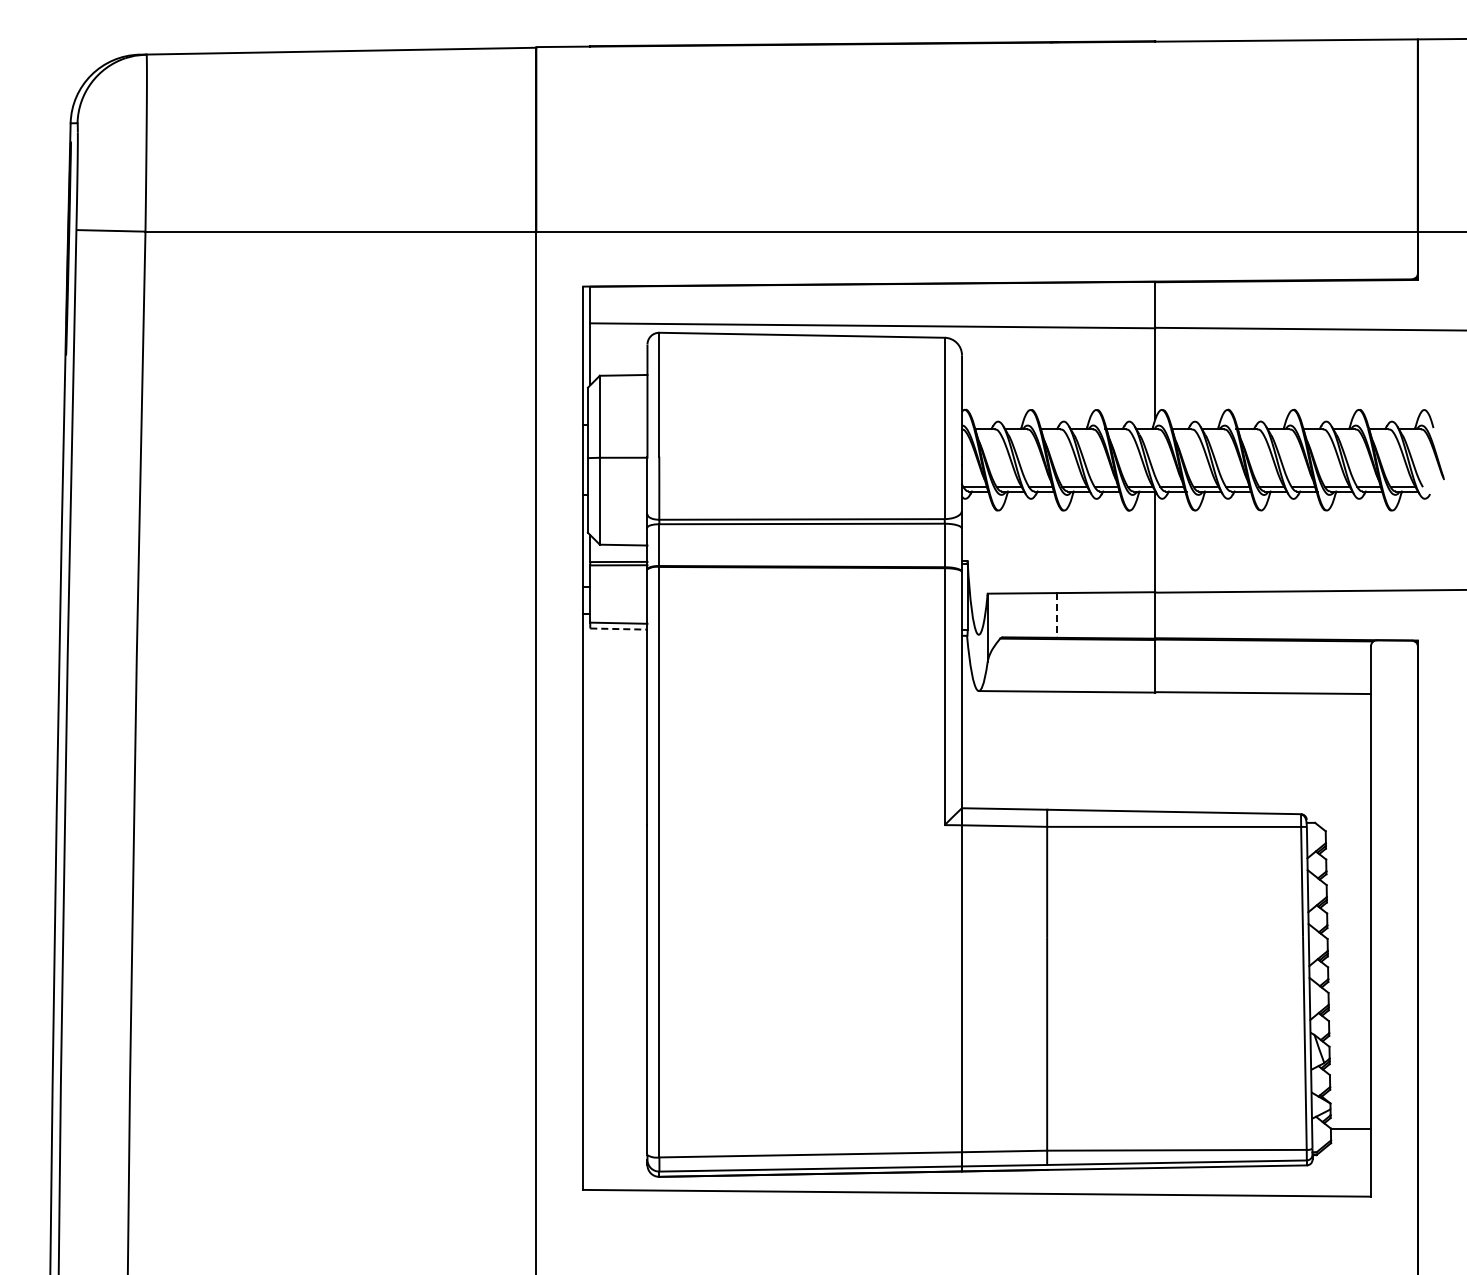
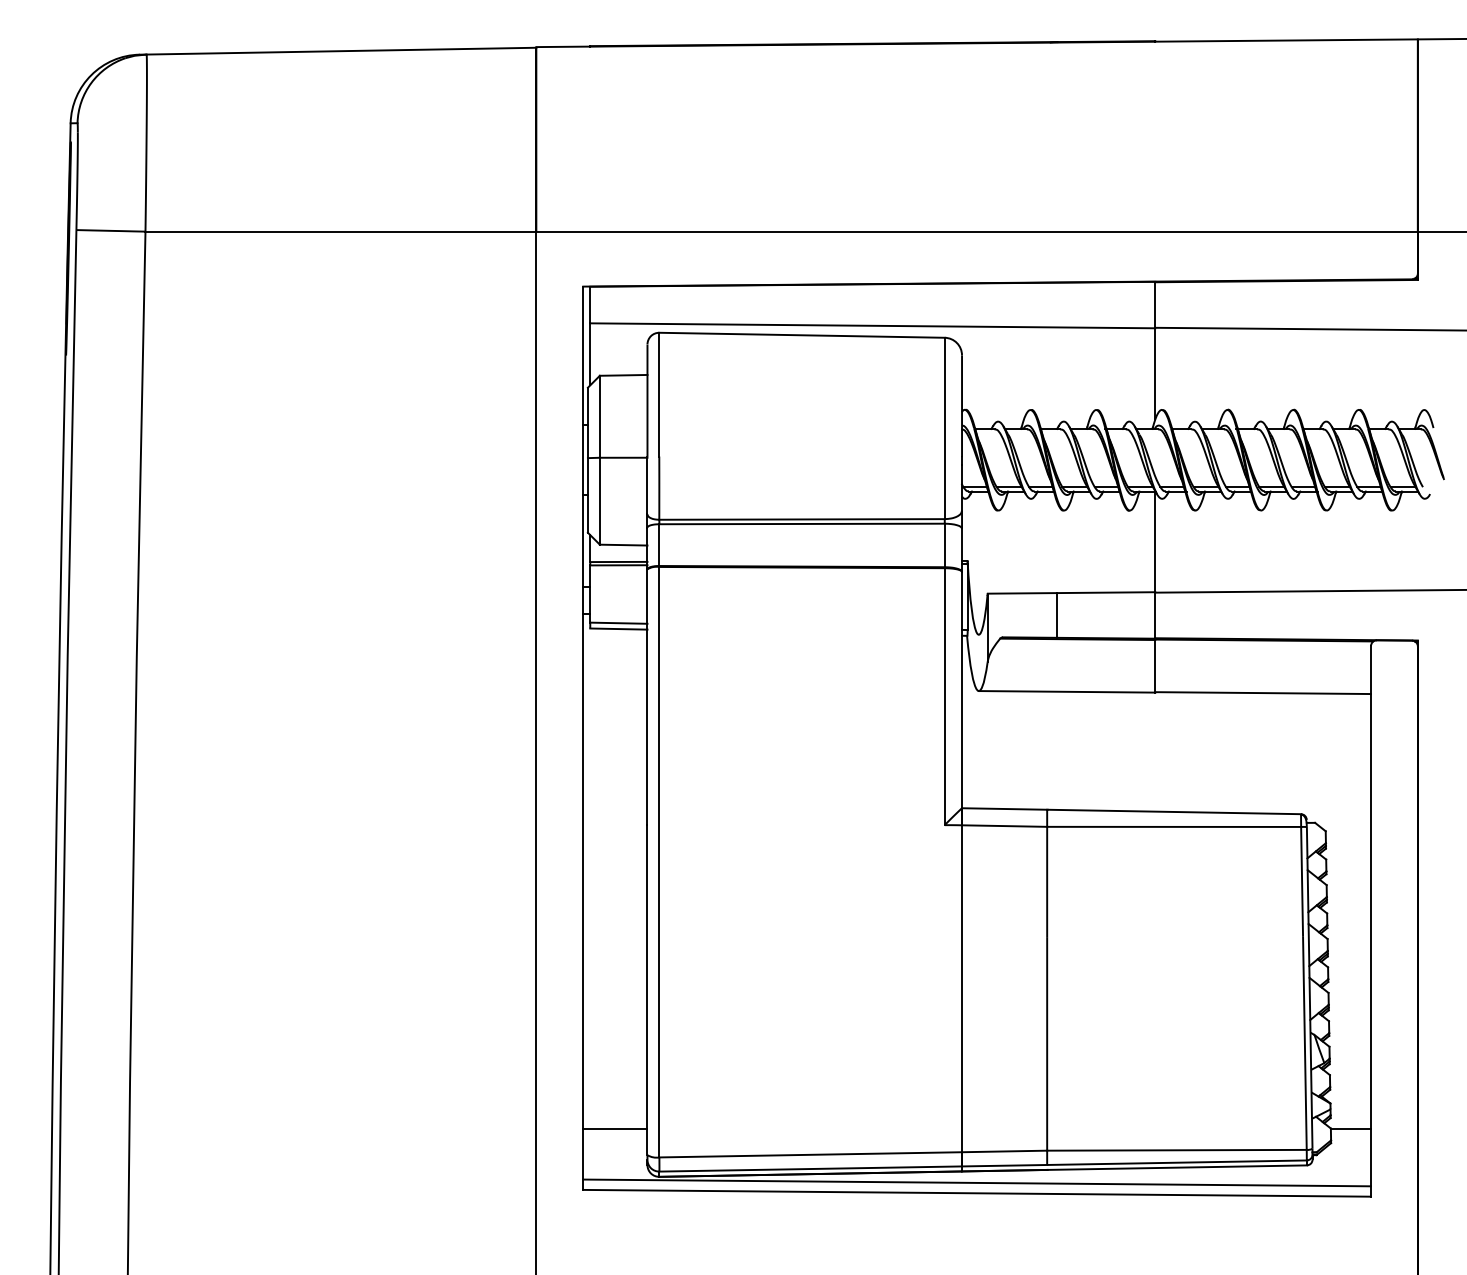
line: dashed -> solid (1057, 615)
line: dashed -> solid (618, 629)
line: none -> present (615, 1128)
line: none -> present (977, 1182)
